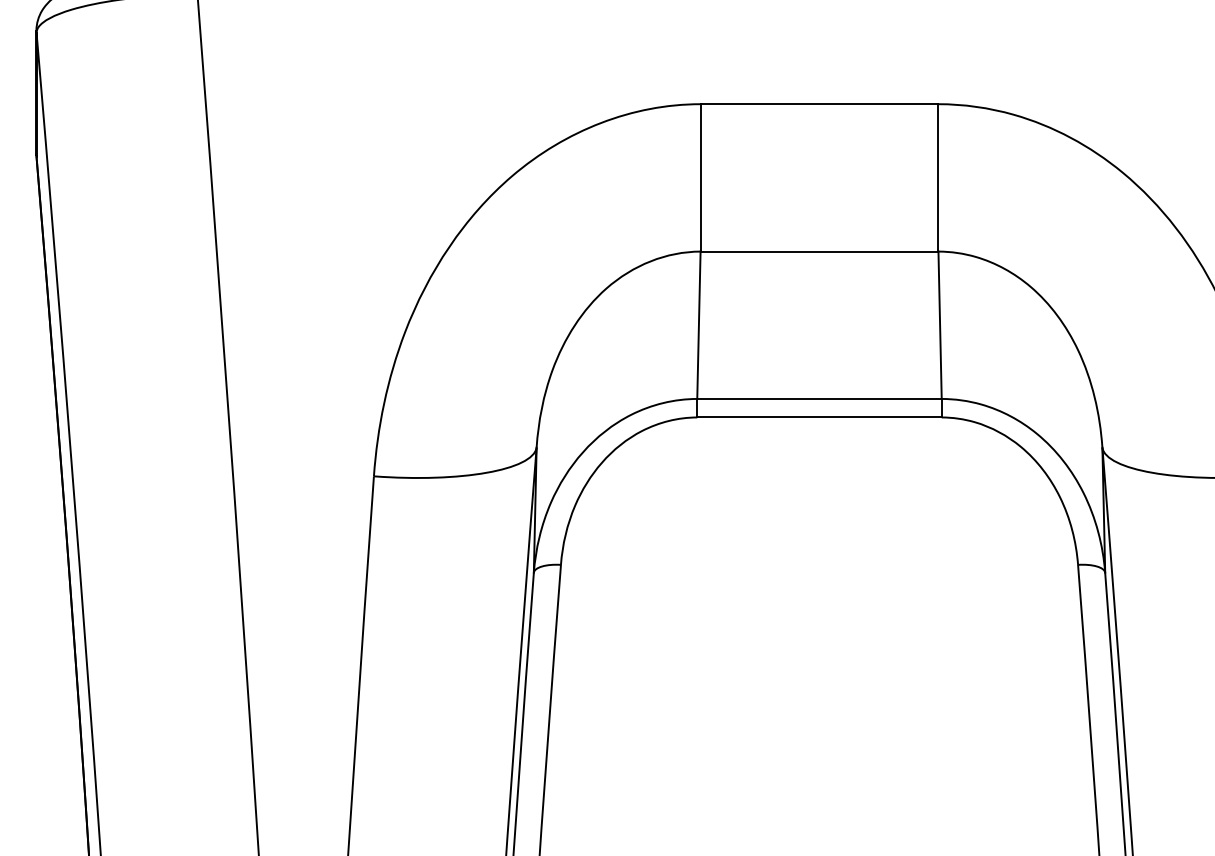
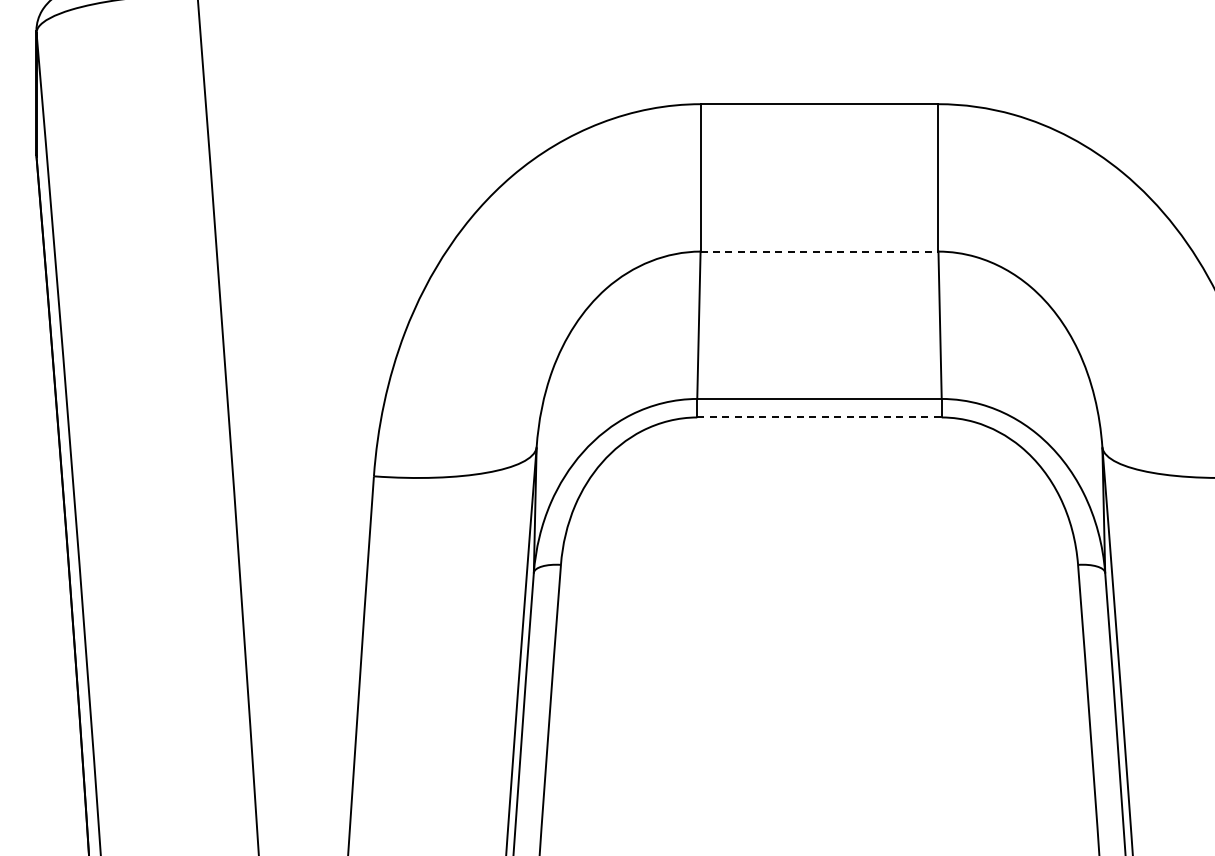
line: solid -> dashed (819, 251)
line: solid -> dashed (820, 417)
